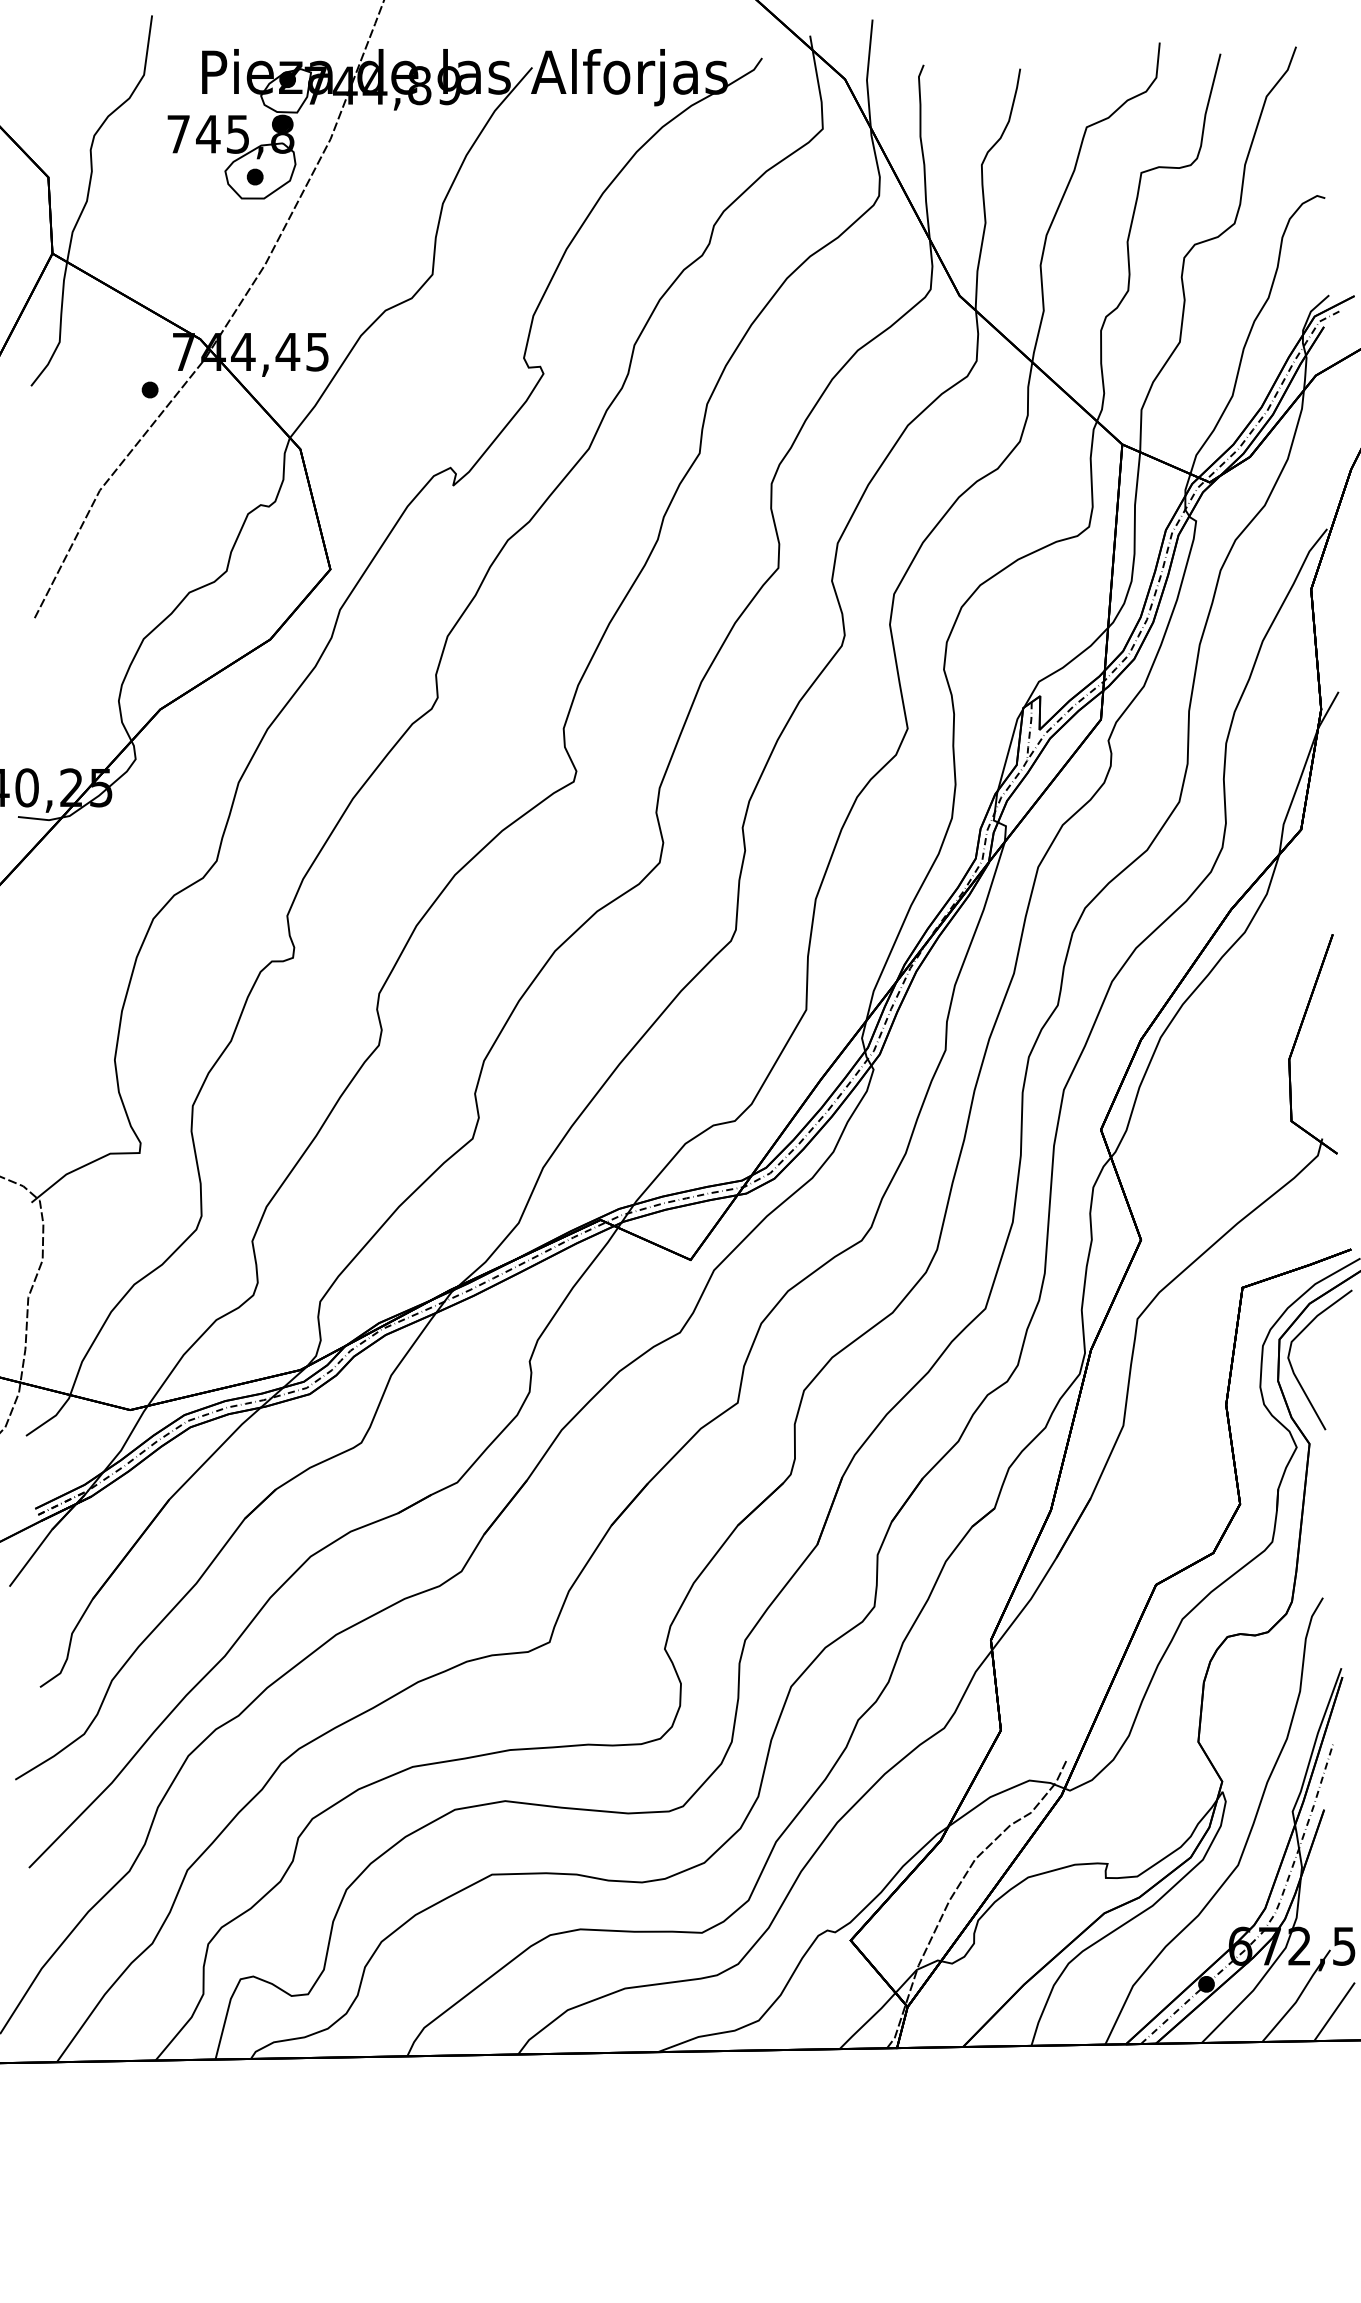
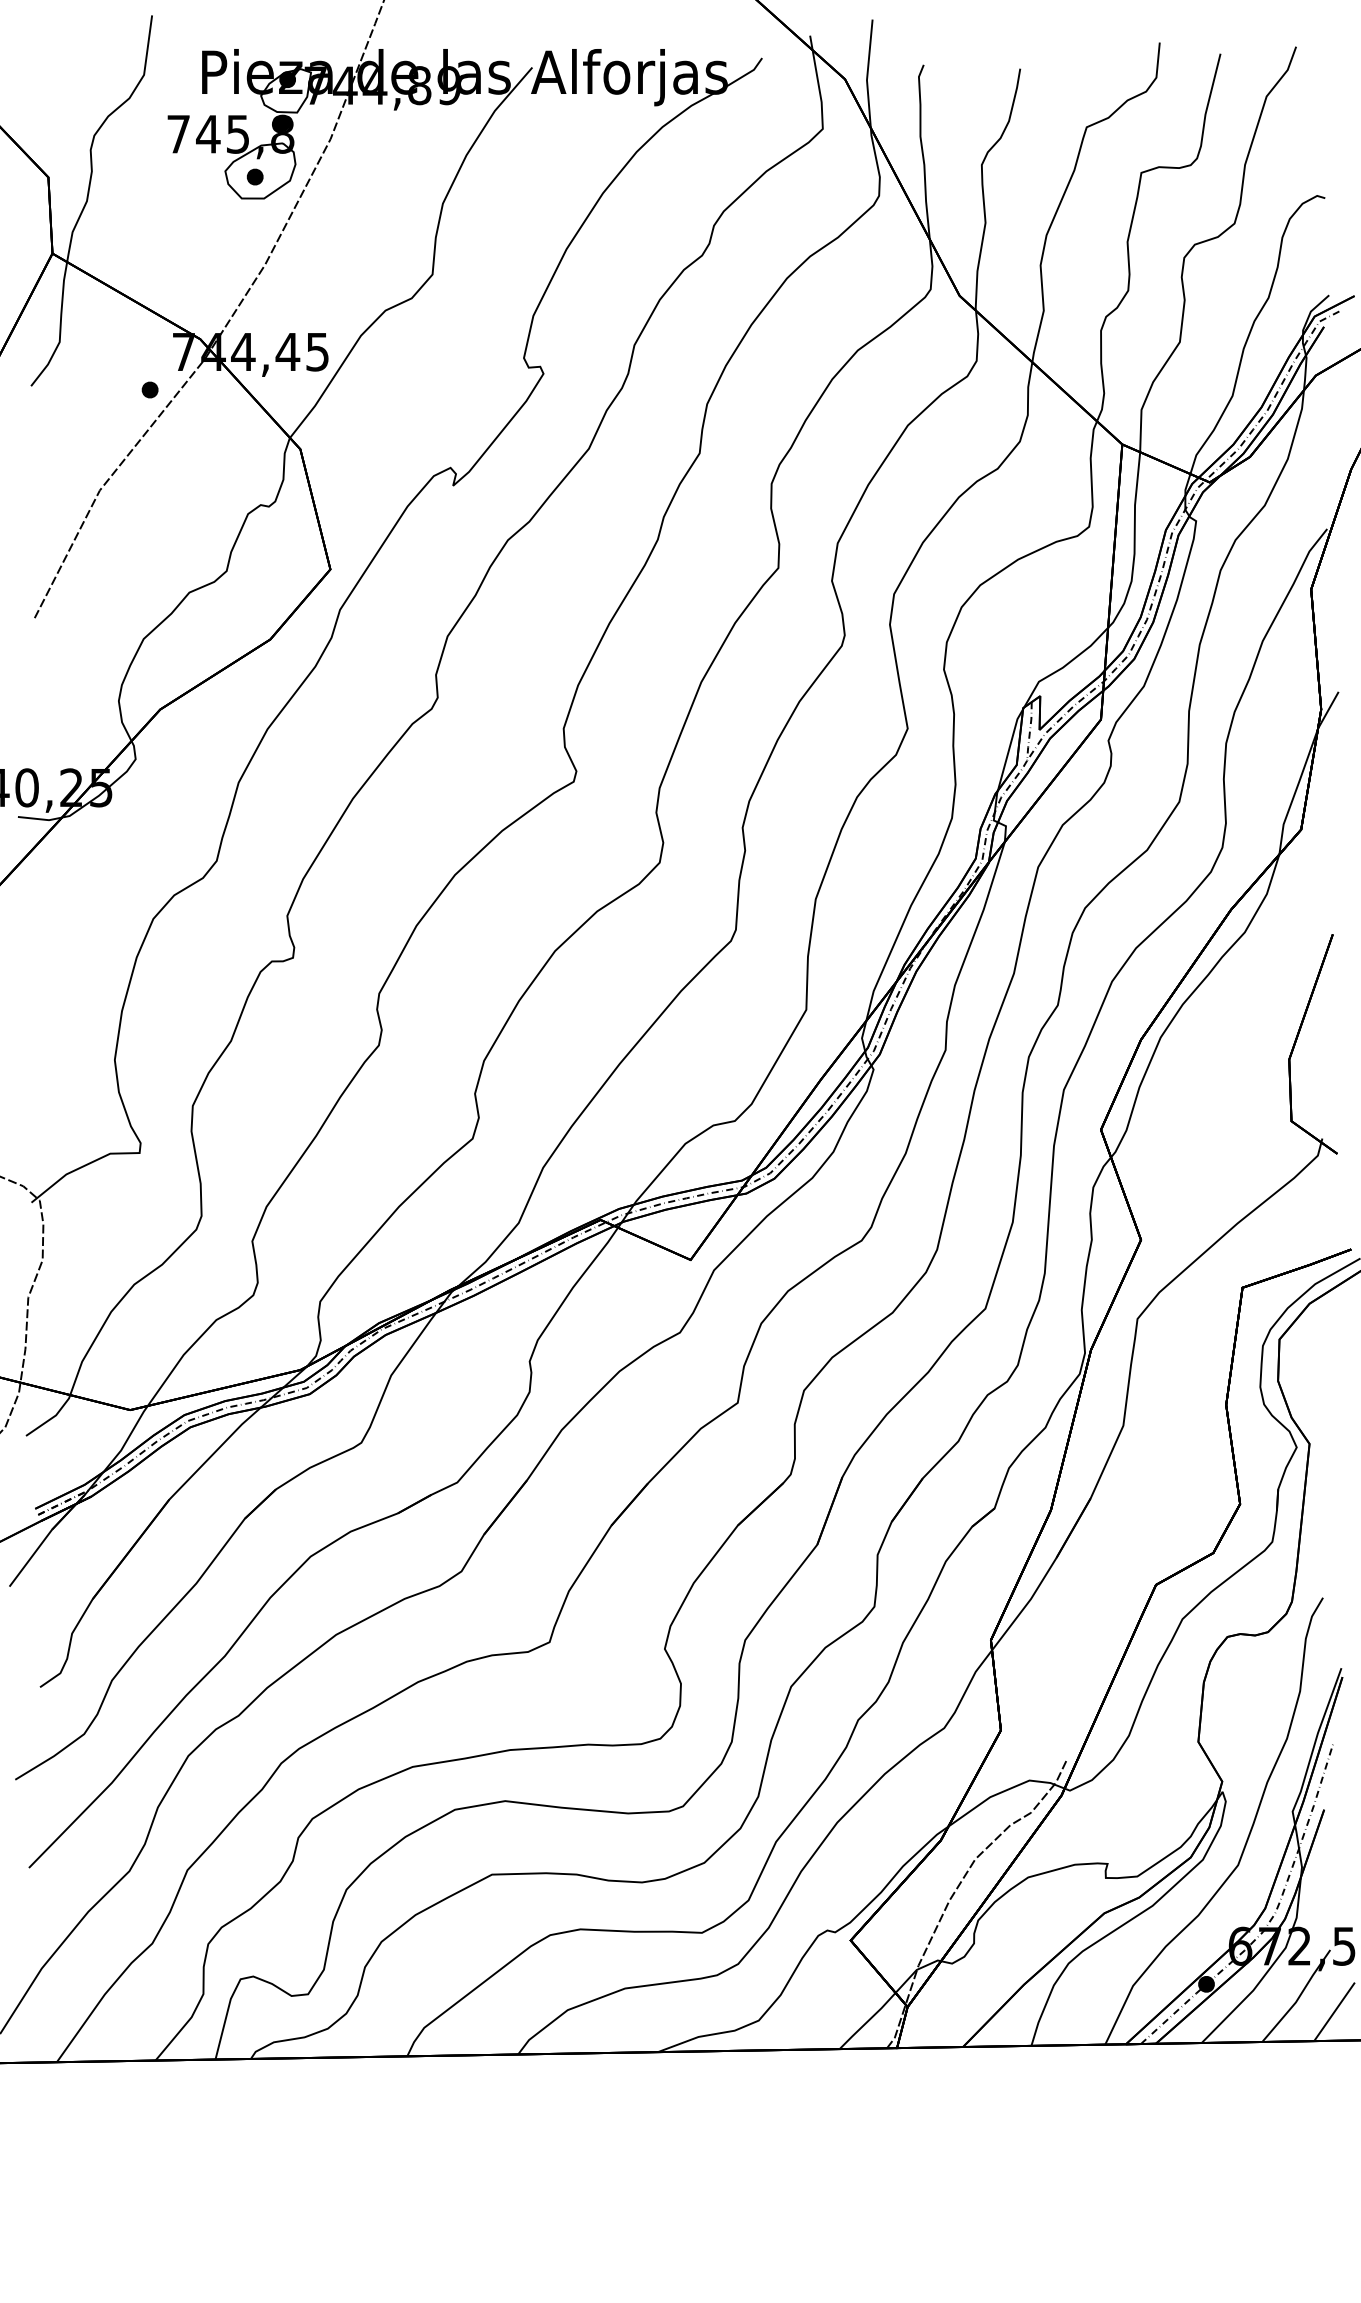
curve: present -> none (1294, 1371)
